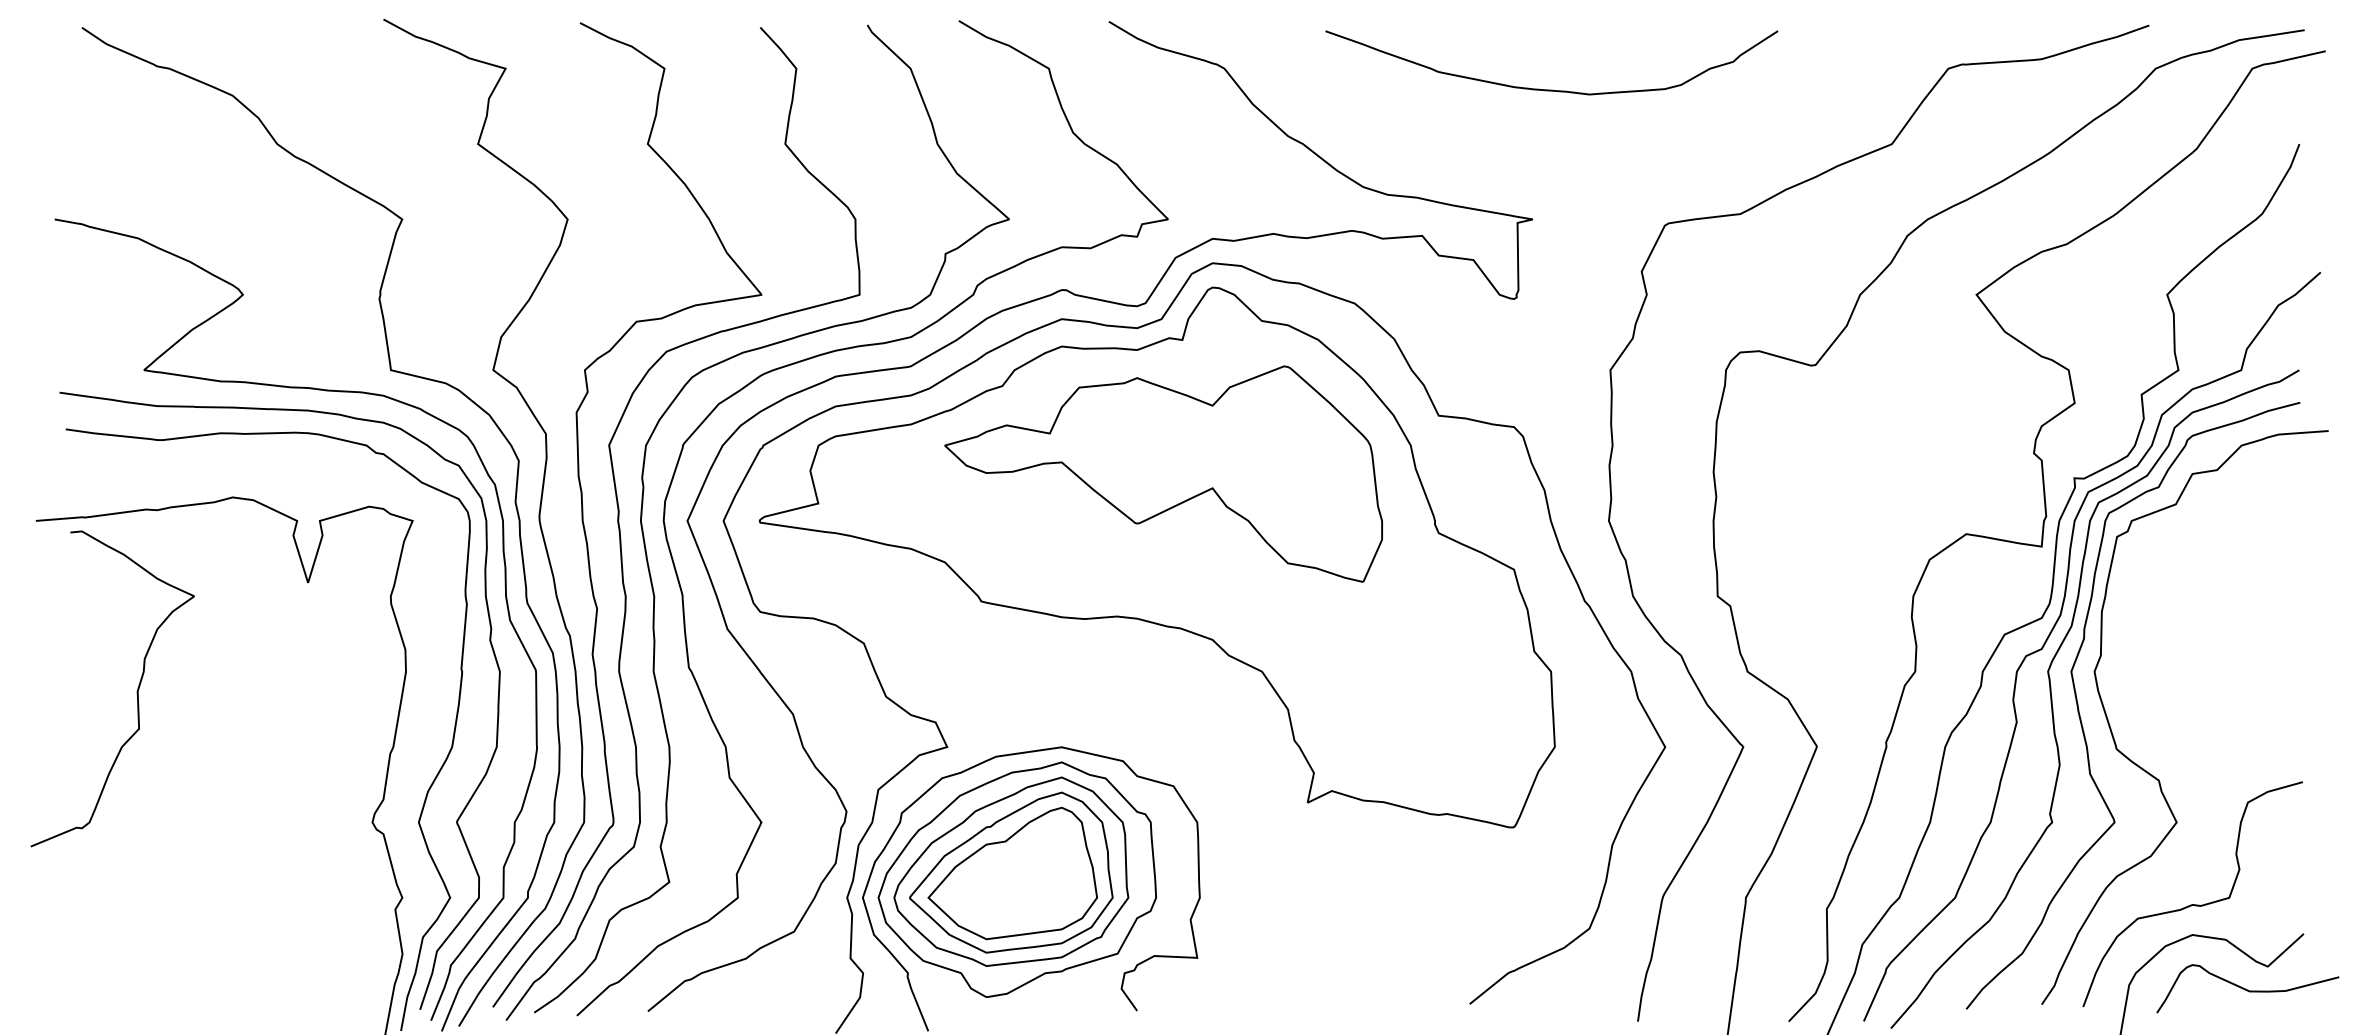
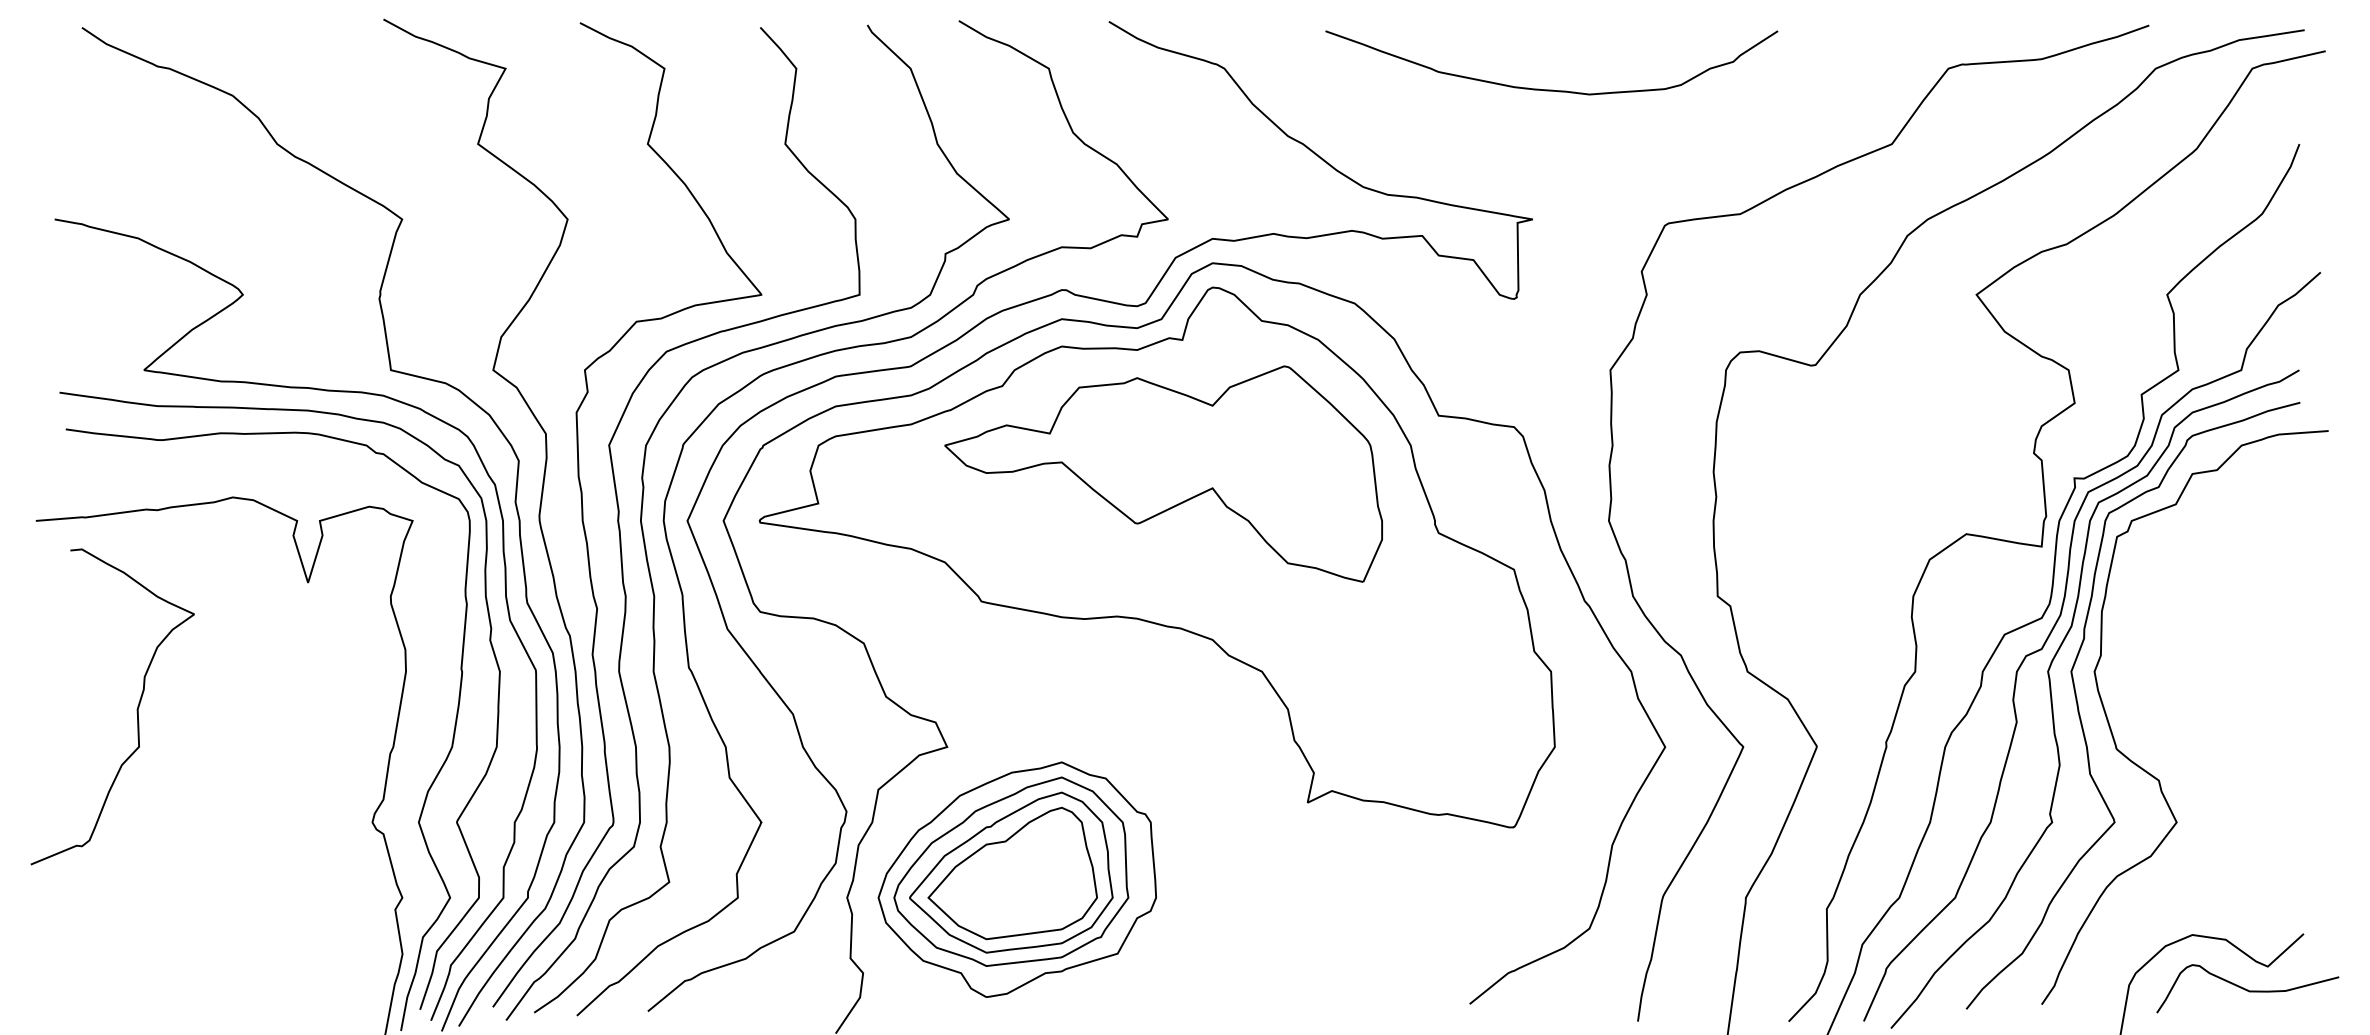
curve position: (136, 691) -> (136, 709) (136, 709)
curve: present -> none (2192, 904)
curve: present -> none (1123, 973)
